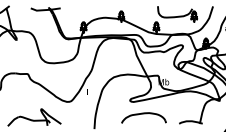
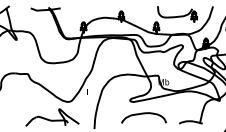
part position: (34, 117) -> (52, 117) (52, 117)
